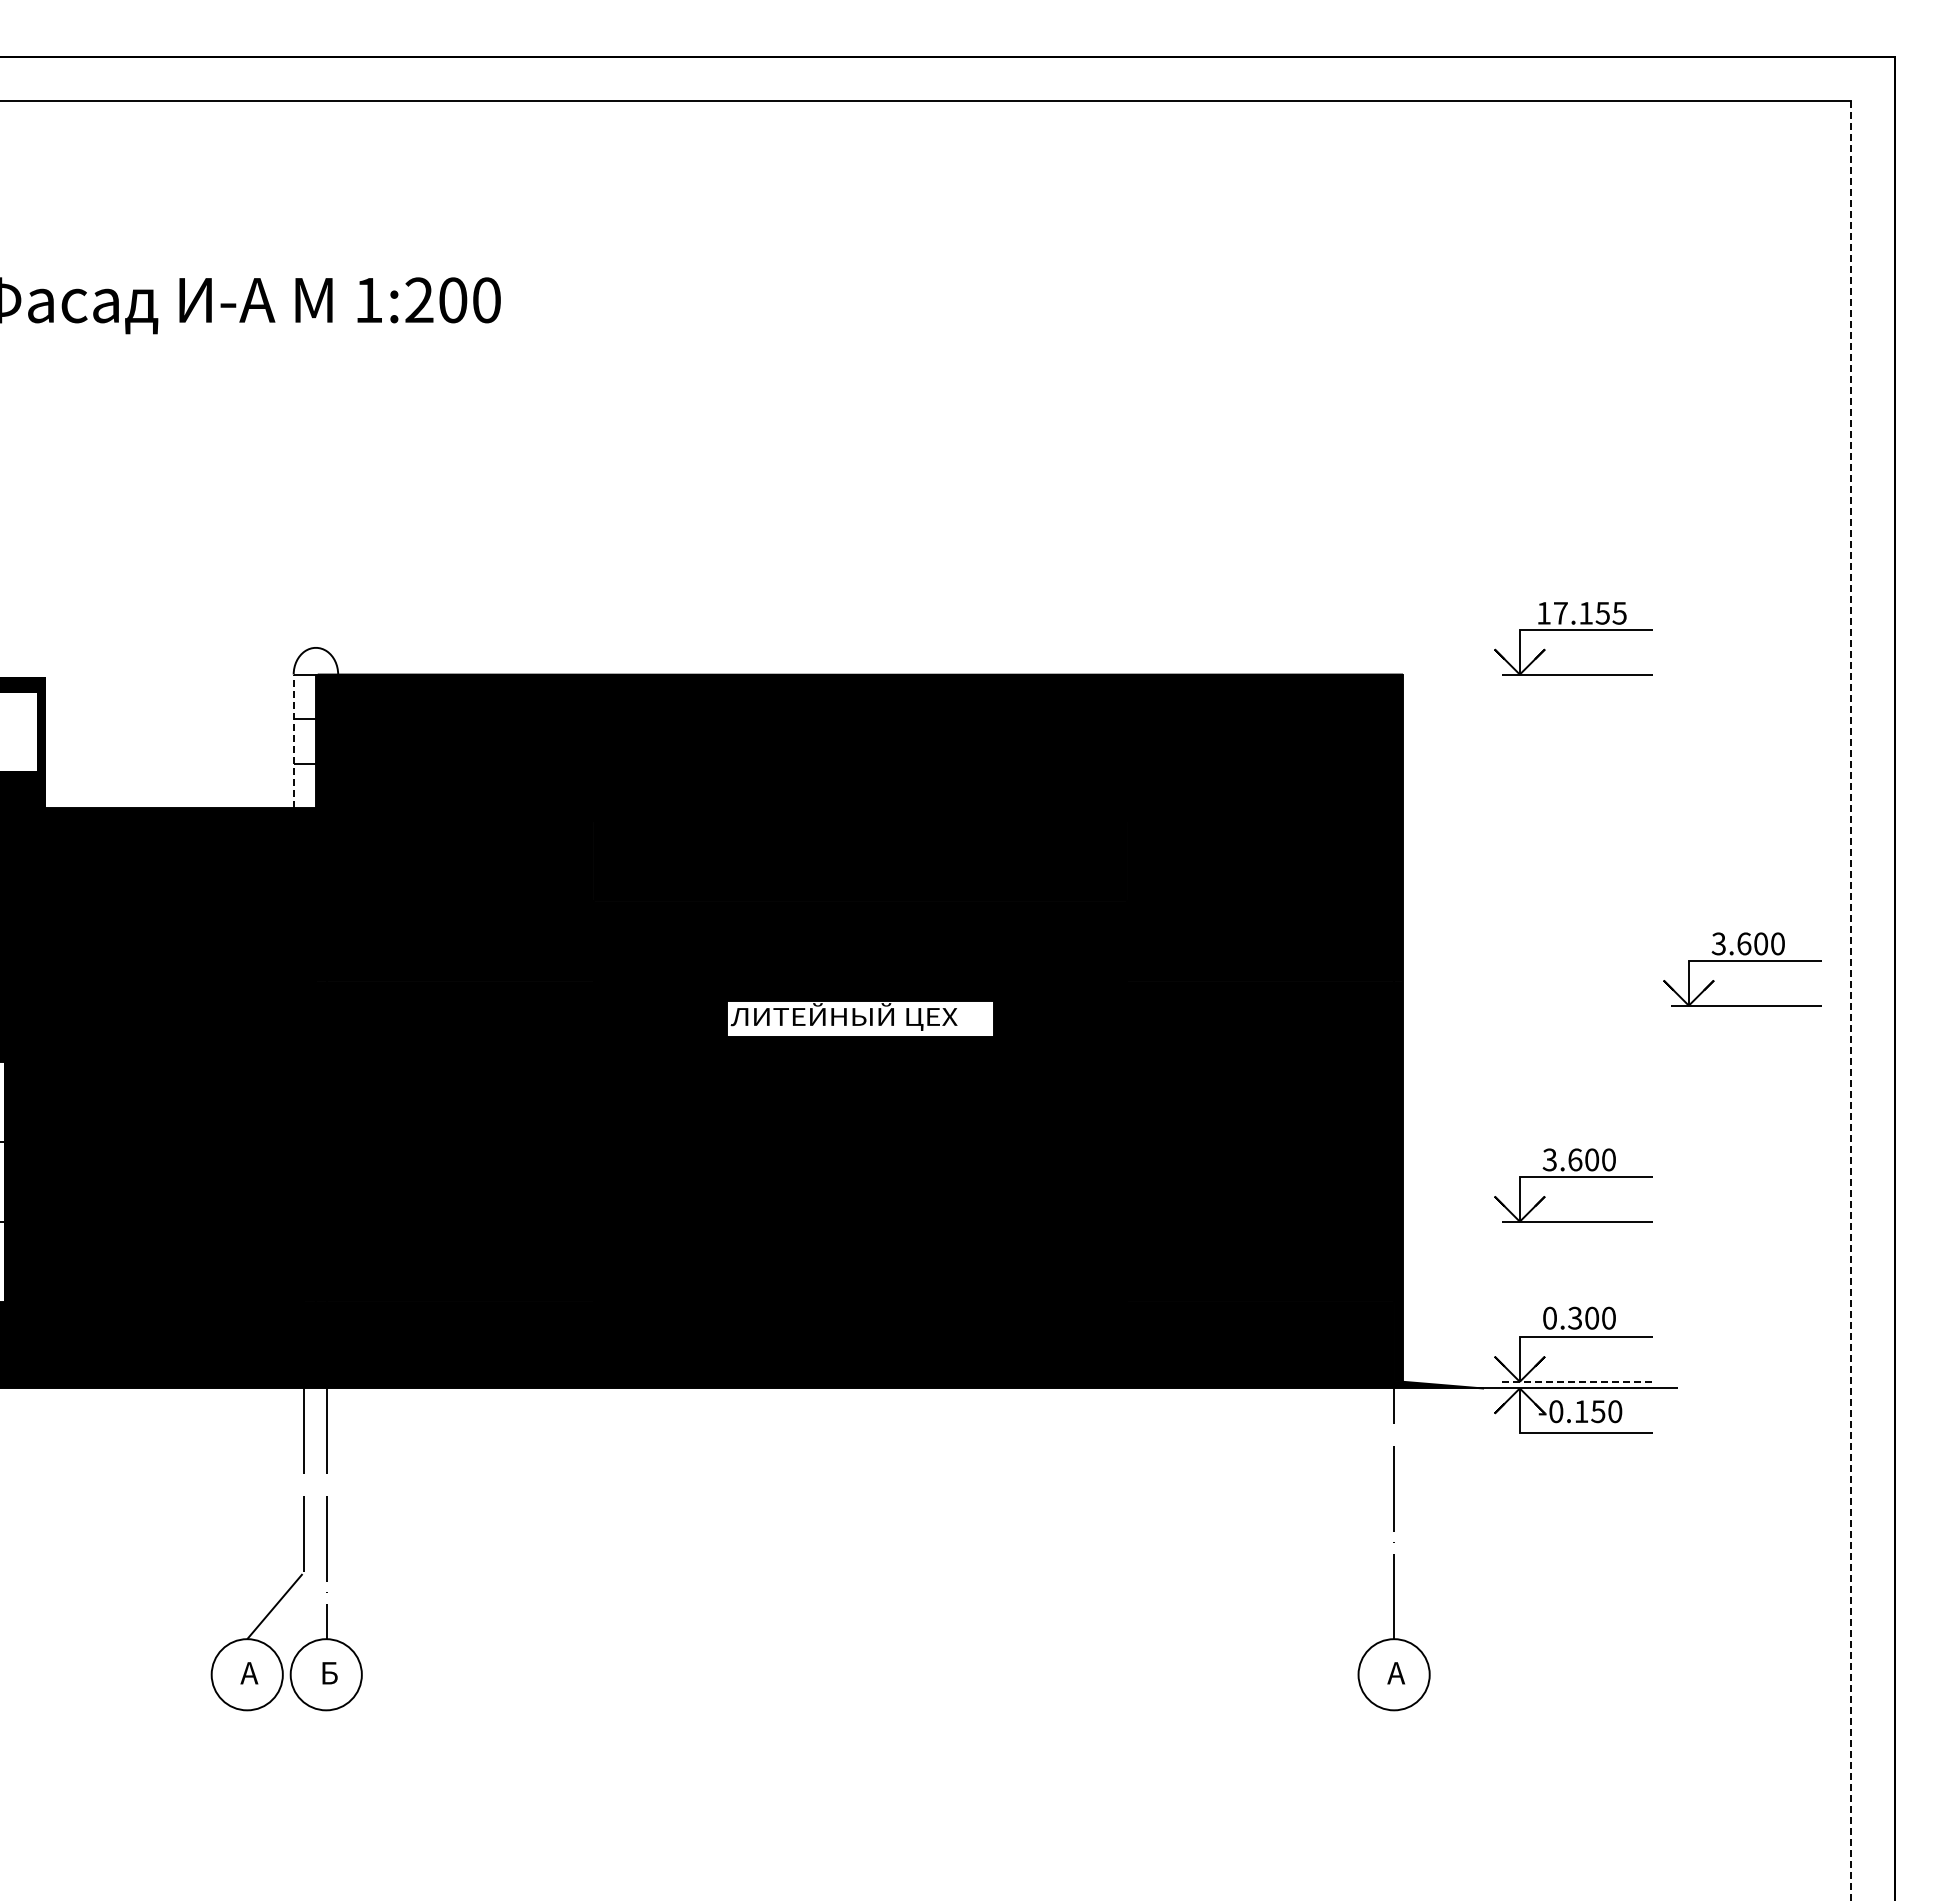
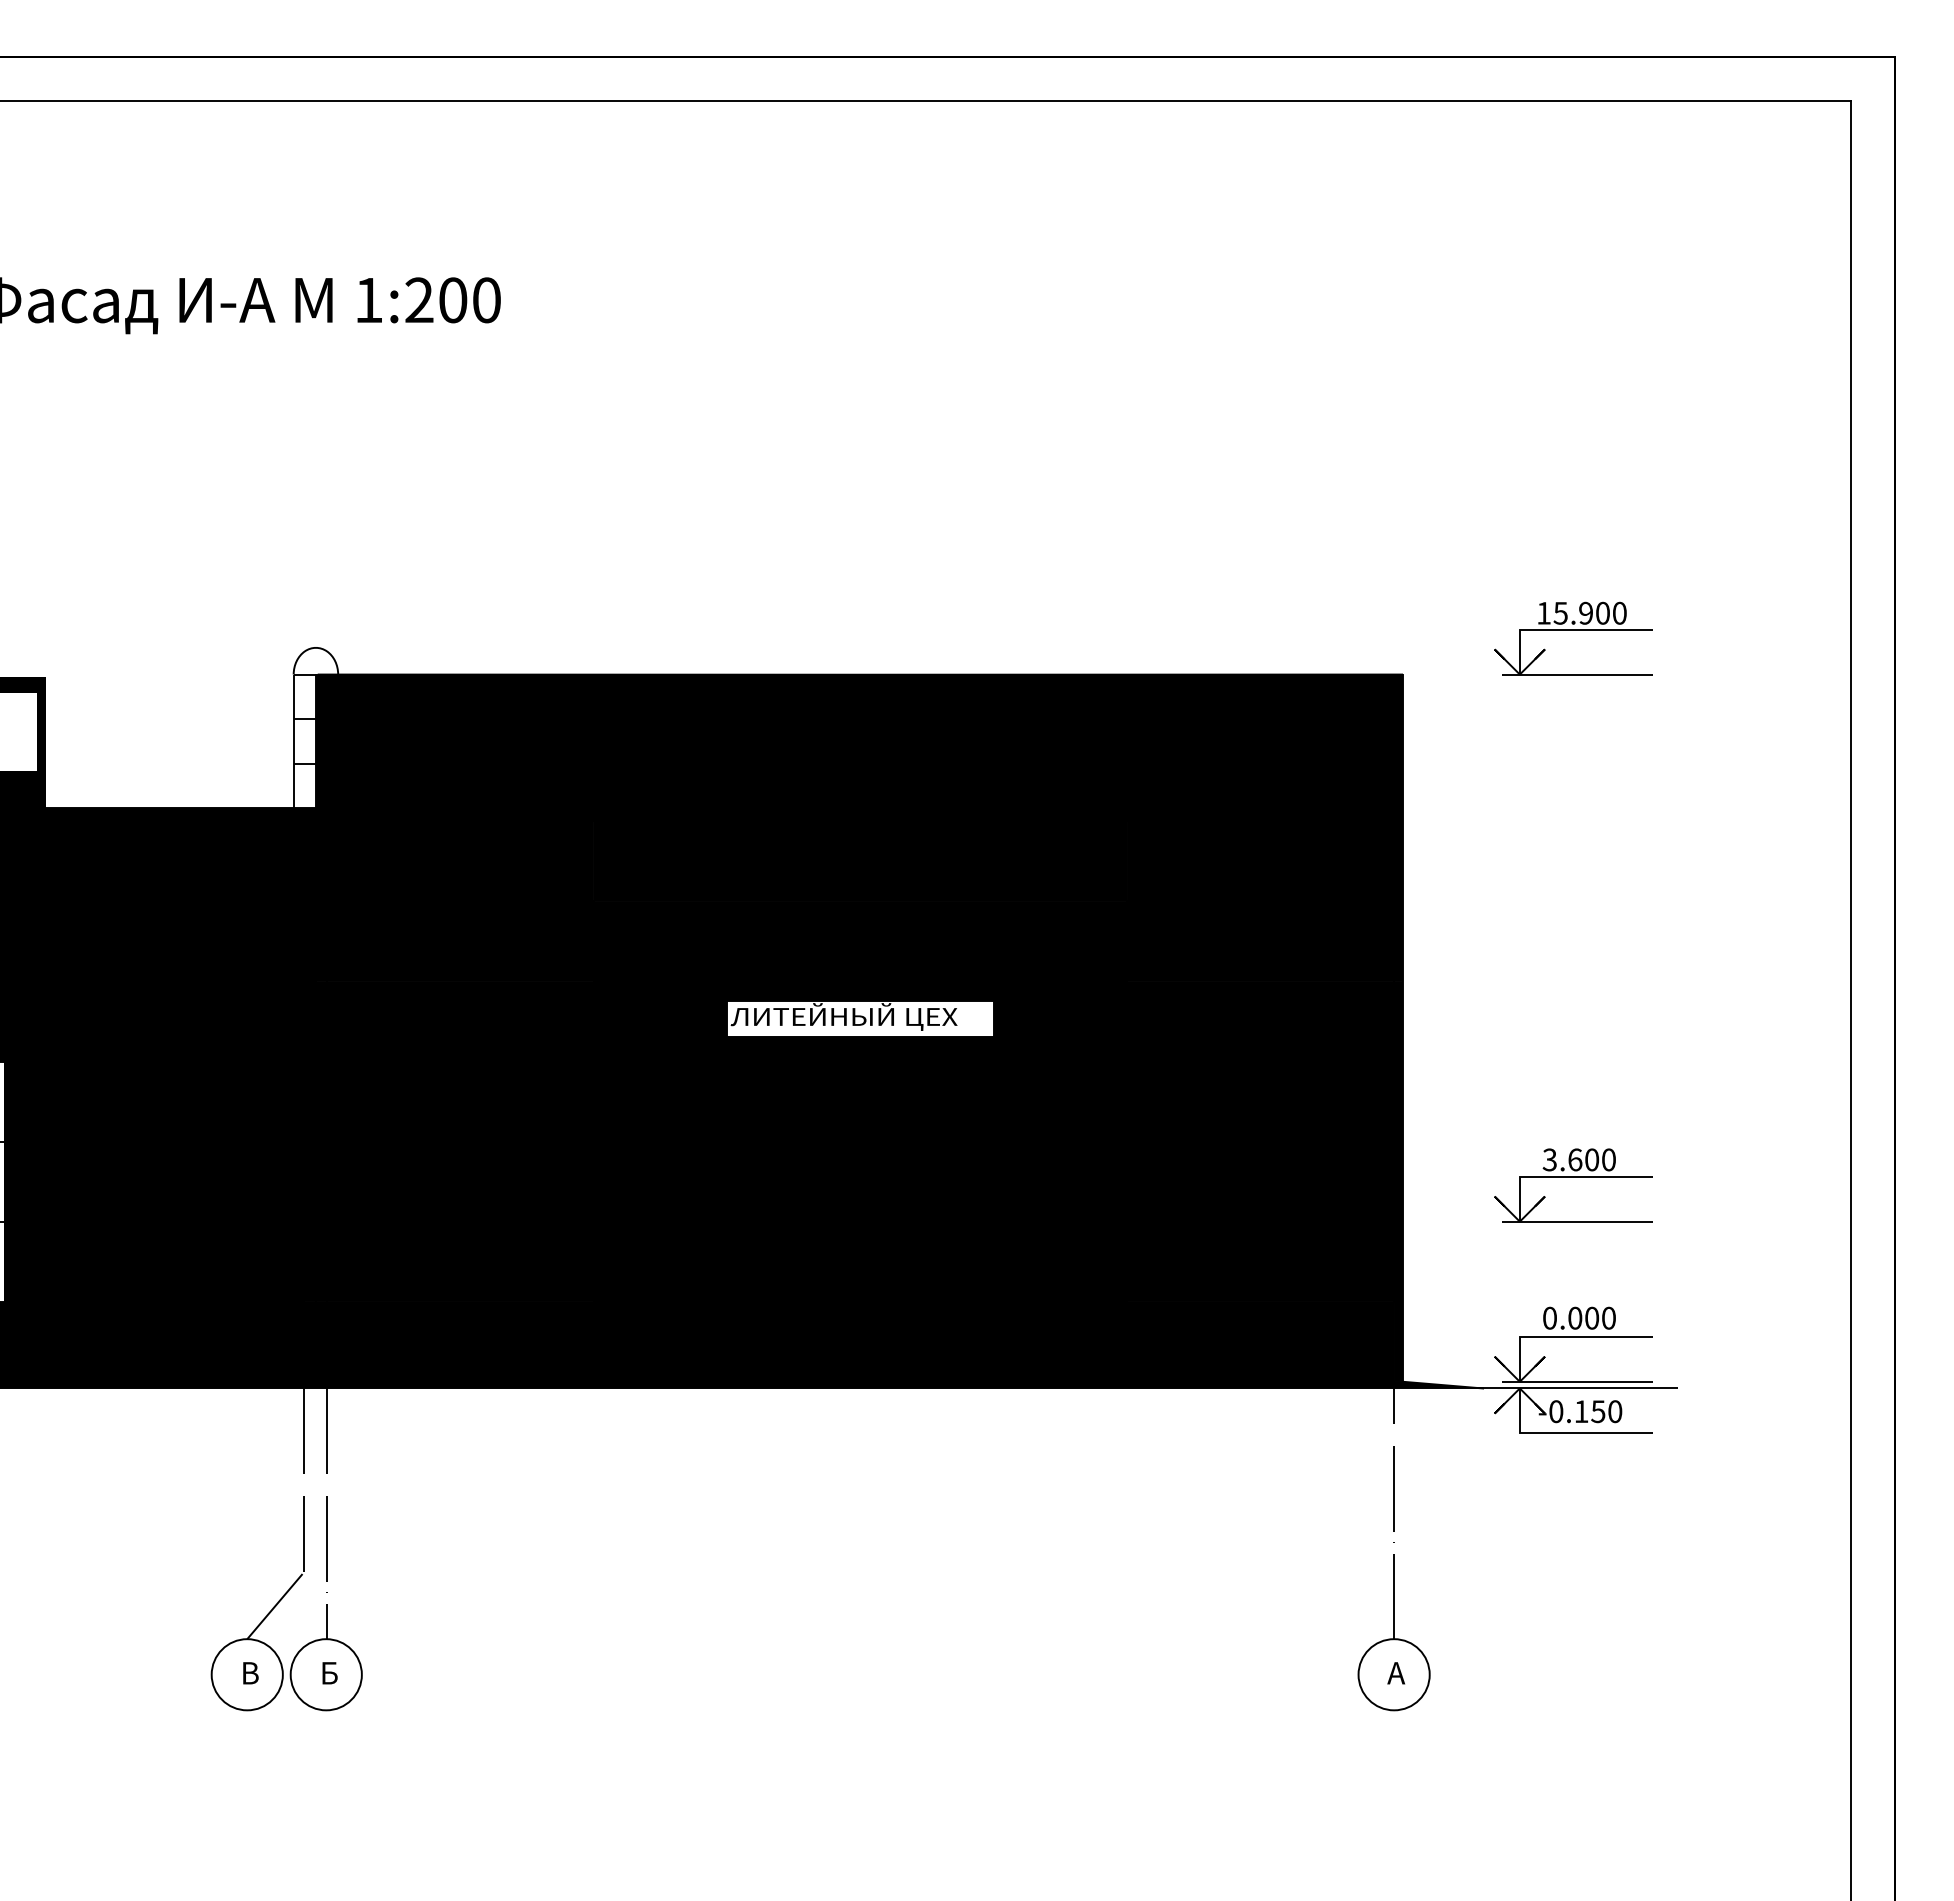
text: 17.155 -> 15.900 (1589, 612)
line: dashed -> solid (293, 741)
part: present -> none (1742, 961)
line: dashed -> solid (1850, 1001)
text: 0.300 -> 0.000 (1575, 1317)
line: dashed -> solid (1577, 1381)
text: А -> В (249, 1673)
